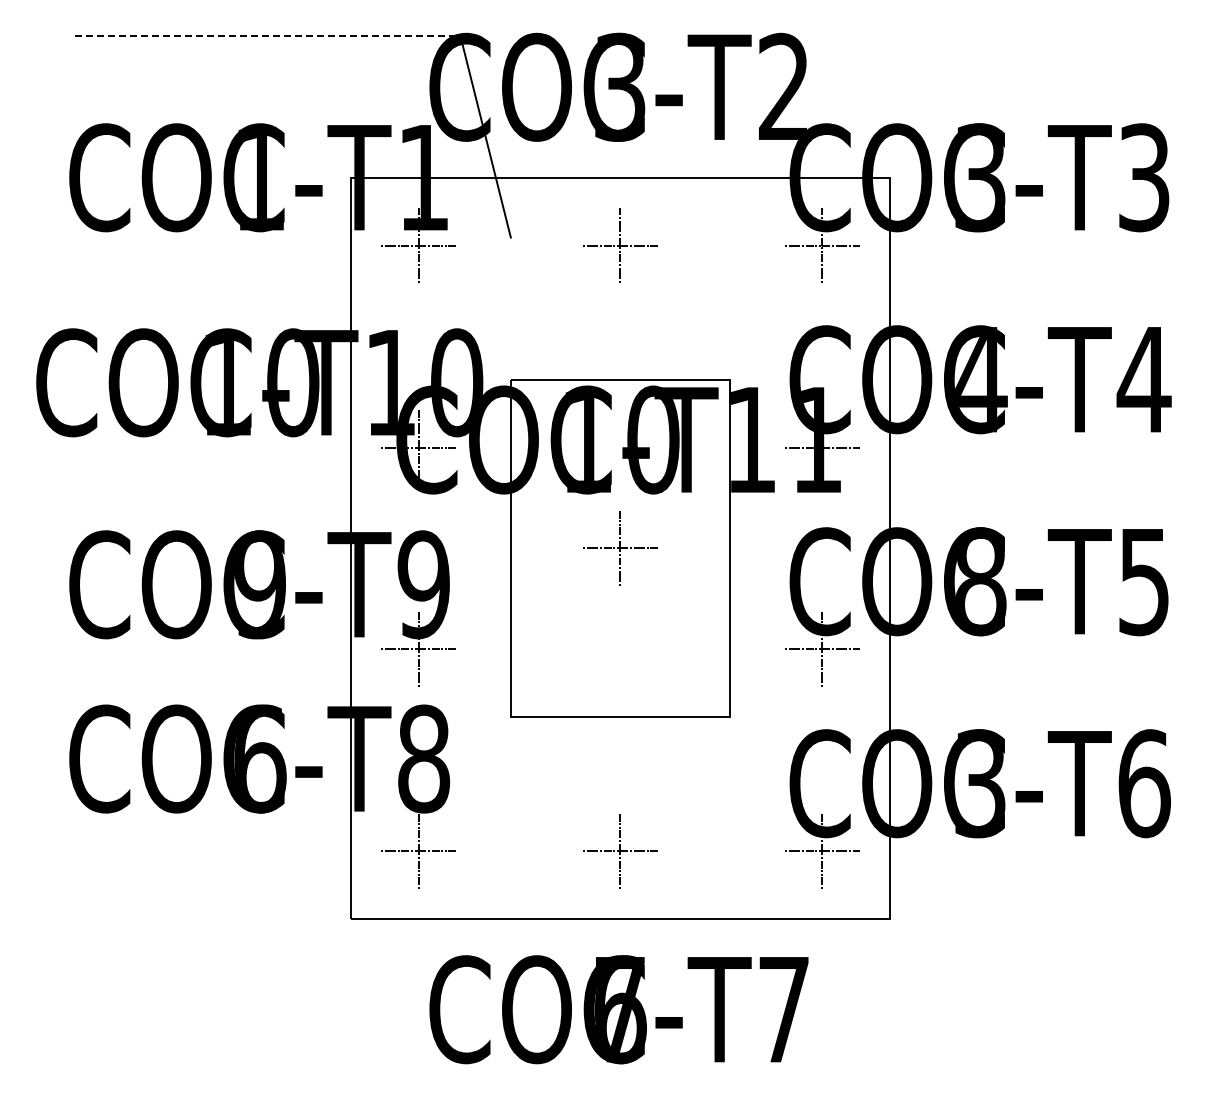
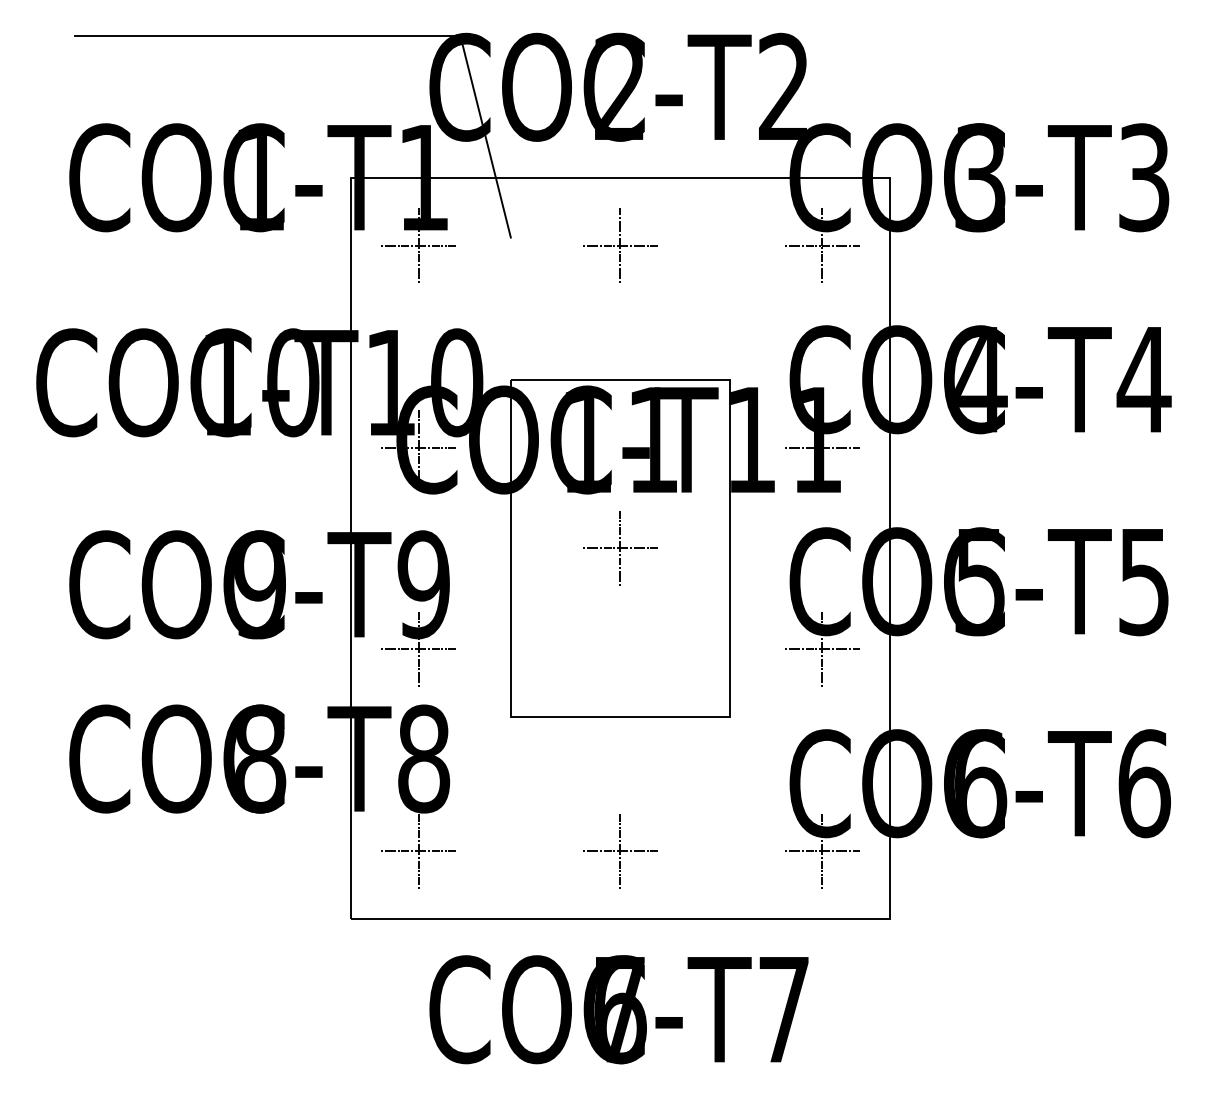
line: dashed -> solid (267, 36)
text: 3 -> 2 (620, 87)
text: 10 -> 11 (653, 439)
text: 8 -> 5 (980, 581)
text: 6 -> 8 (260, 758)
text: 3 -> 6 (981, 783)
